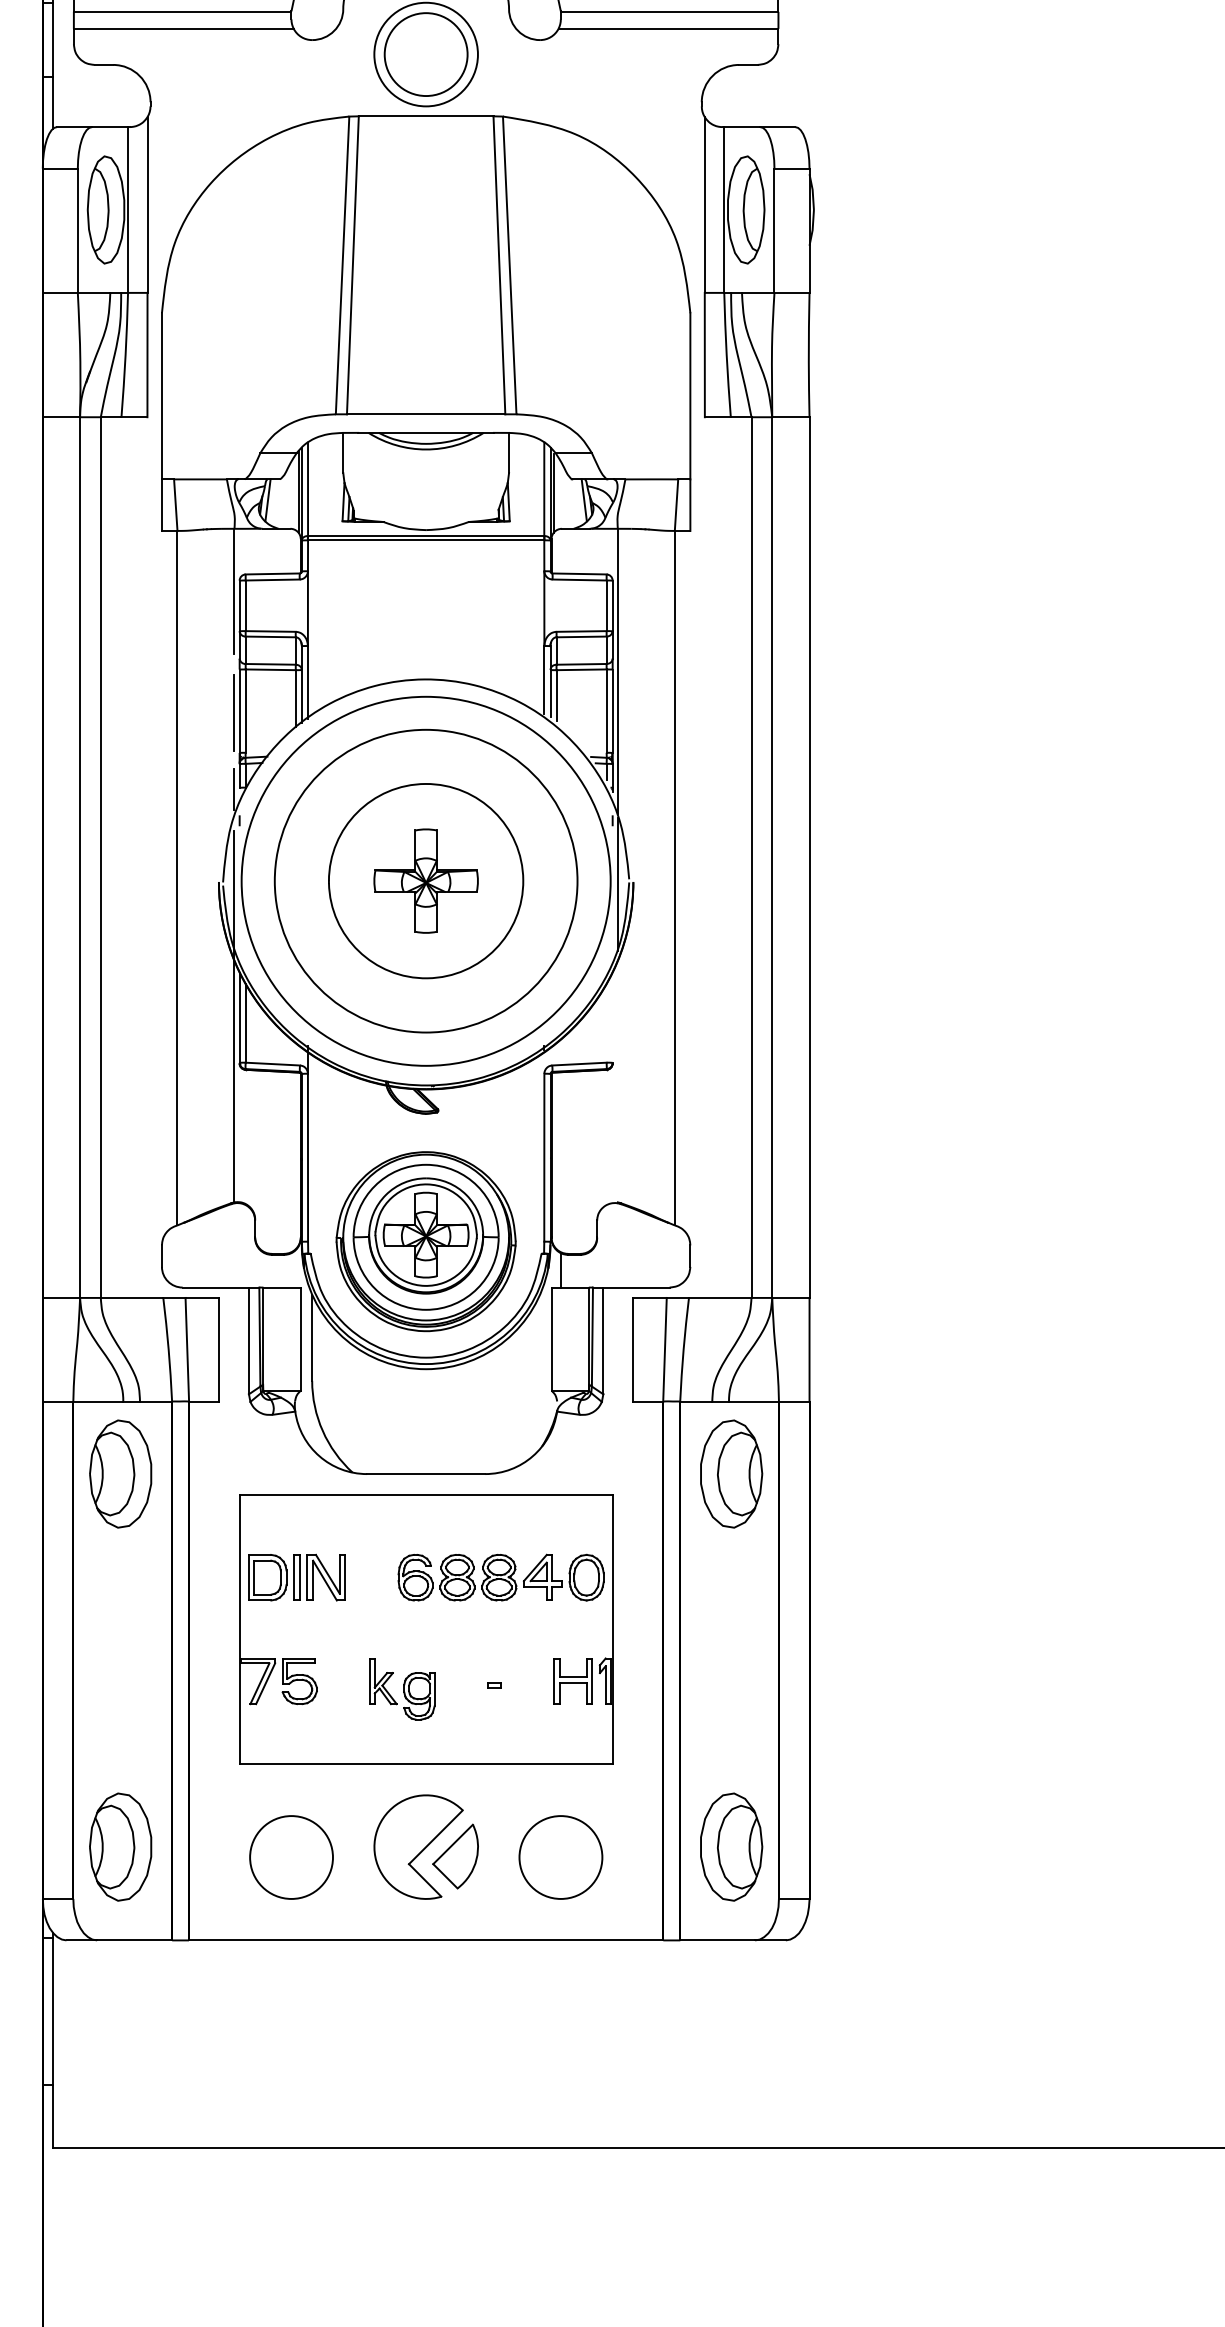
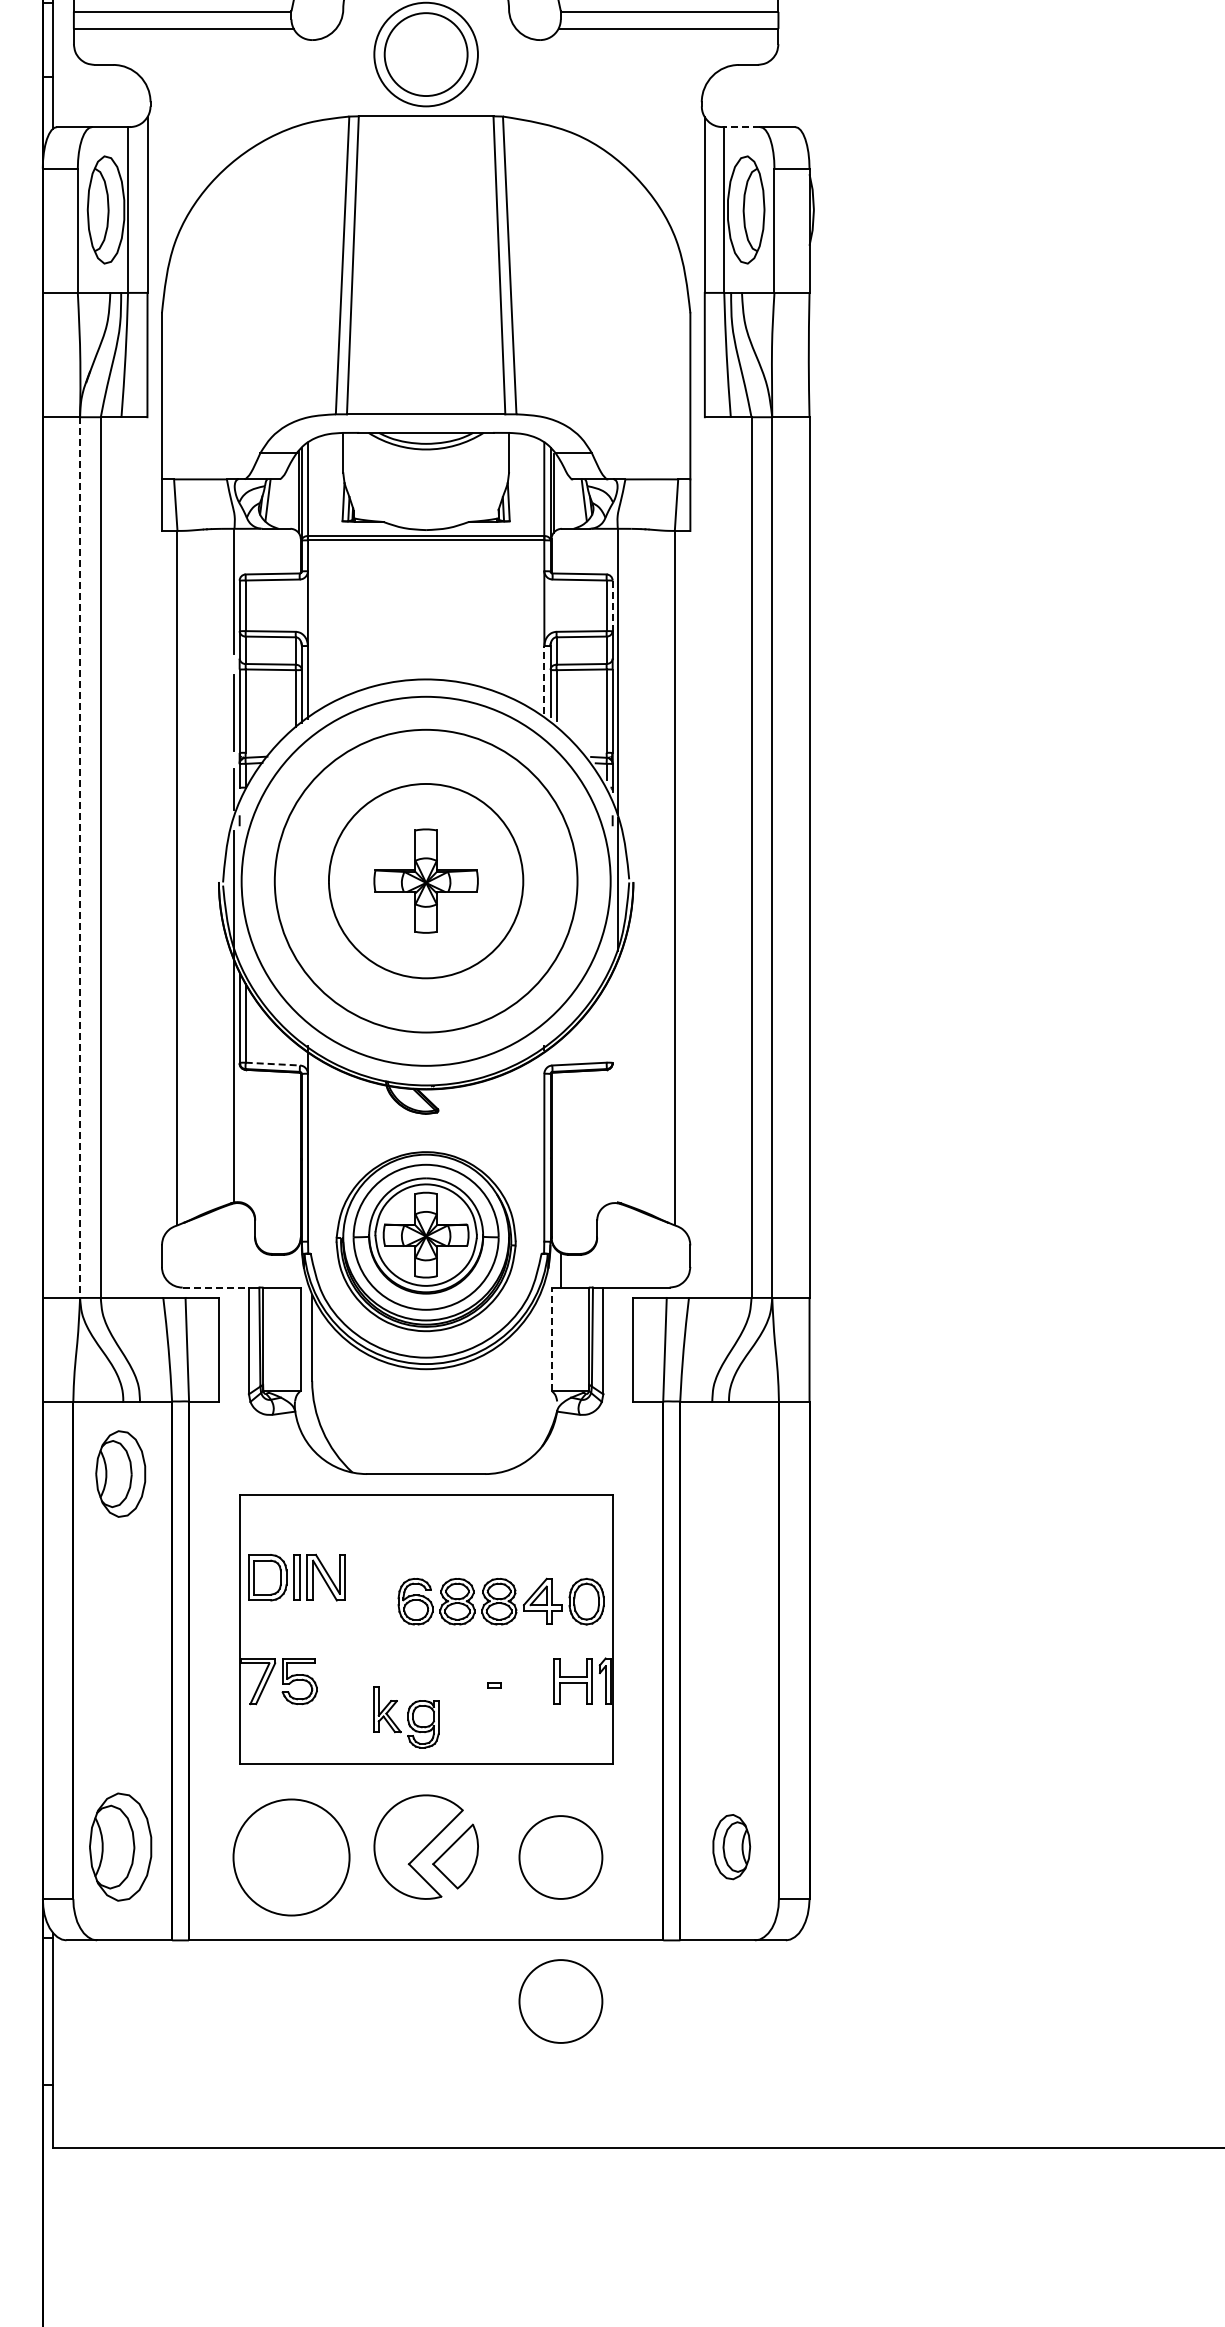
line: solid -> dashed (741, 127)
line: solid -> dashed (612, 606)
line: solid -> dashed (544, 679)
line: solid -> dashed (80, 858)
line: solid -> dashed (273, 1064)
line: solid -> dashed (216, 1287)
line: solid -> dashed (551, 1339)
part size: 64x110 px -> 52x88 px (120, 1473)
part: present -> none (731, 1473)
part position: (500, 1577) -> (500, 1601) (500, 1601)
part position: (402, 1689) -> (406, 1717) (406, 1717)
part size: 64x110 px -> 40x67 px (731, 1847)
circle diameter: 83 px -> 116 px (291, 1857)
circle: none -> present (560, 2001)
